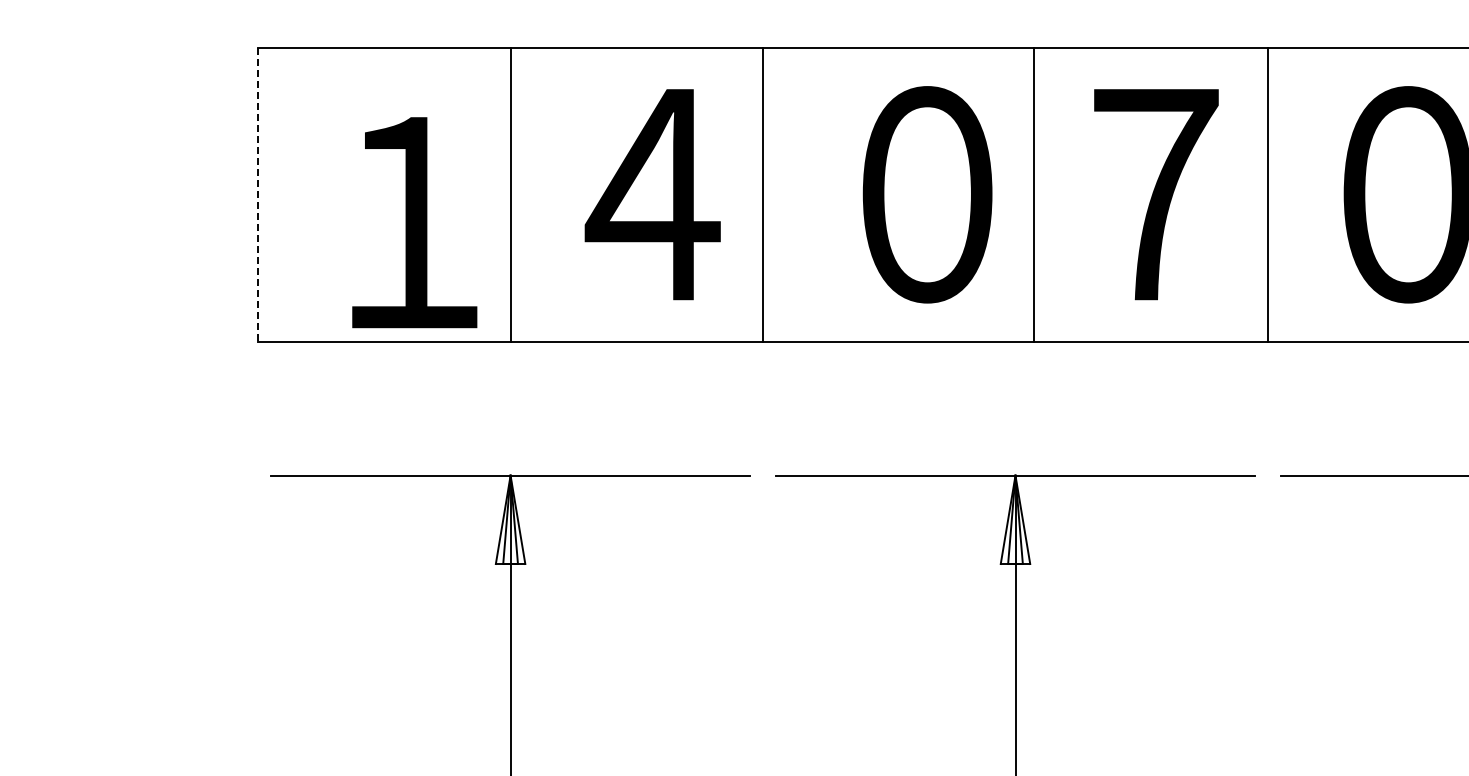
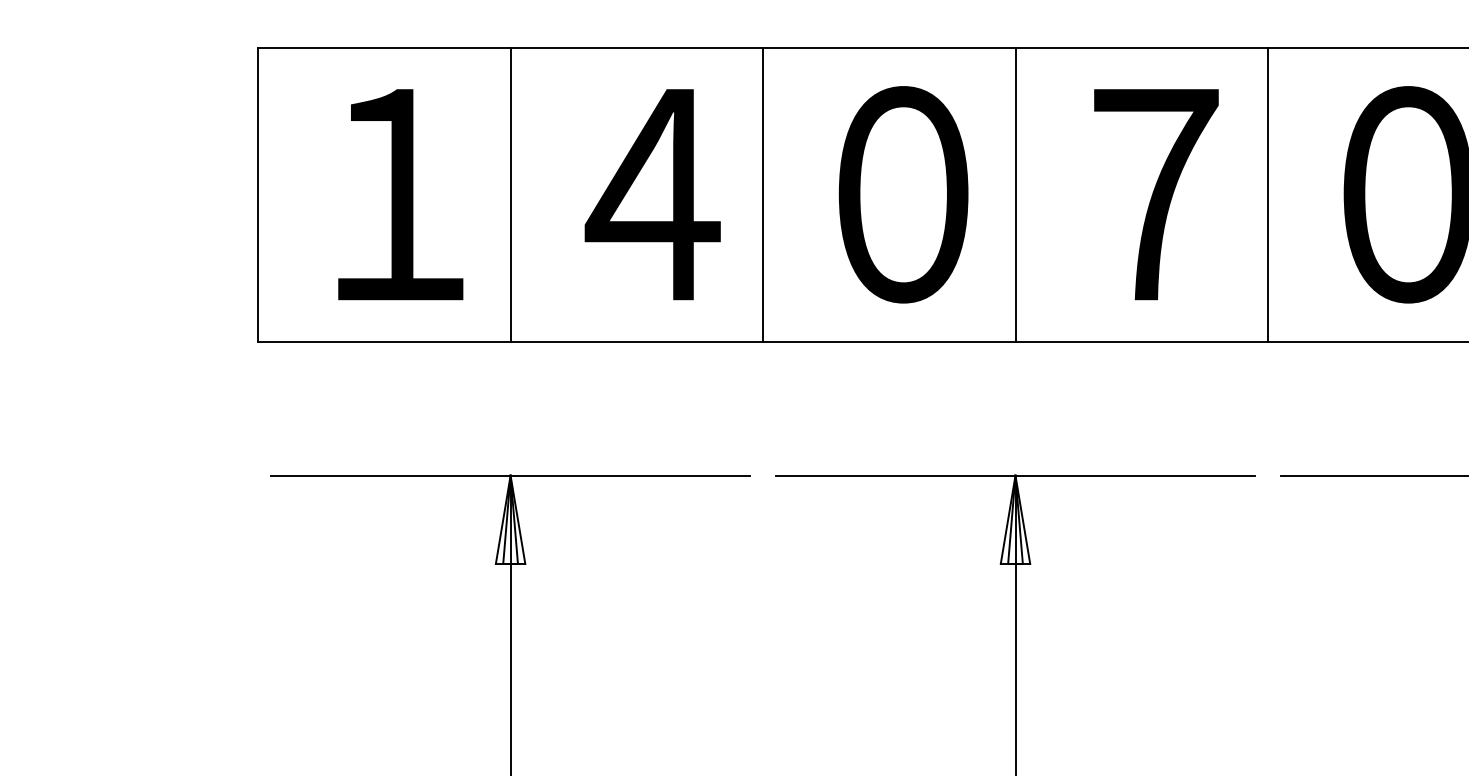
text position: (927, 194) -> (903, 194) (903, 194)
line position: (1033, 194) -> (1015, 194) (1015, 194)
line: dashed -> solid (258, 195)
text position: (414, 222) -> (400, 194) (400, 194)
